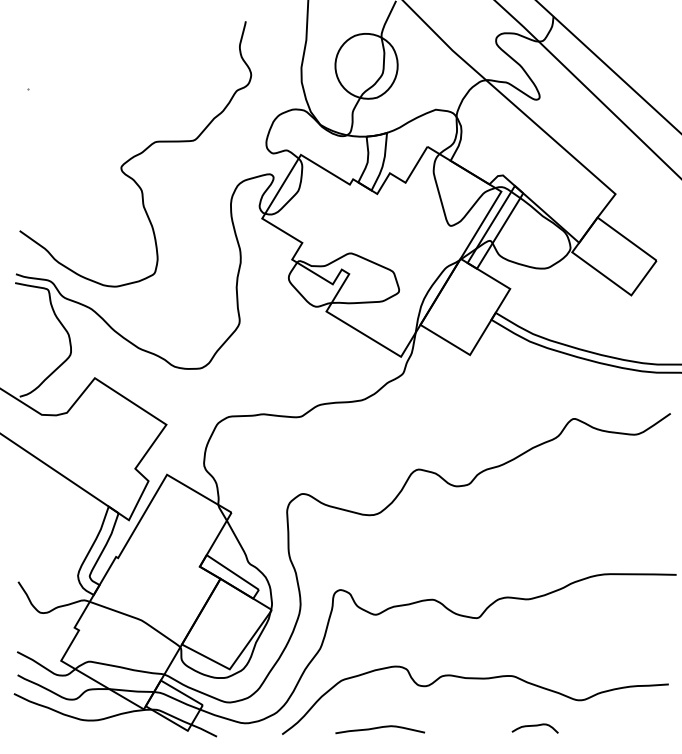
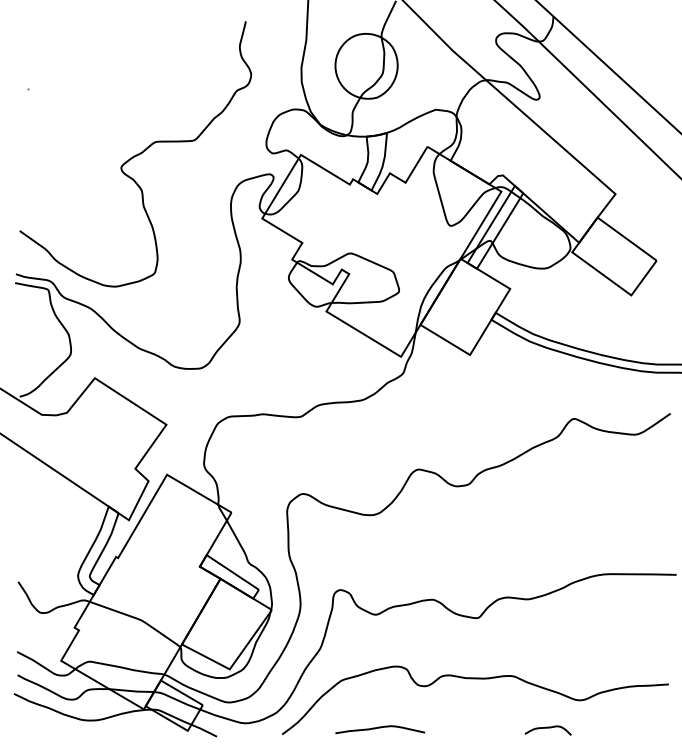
curve position: (534, 726) -> (547, 728) (547, 728)
